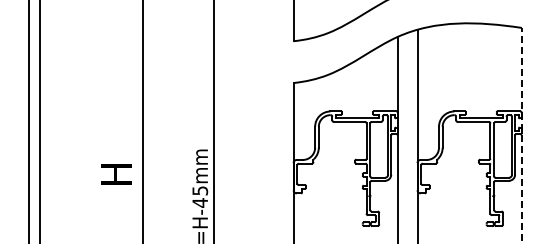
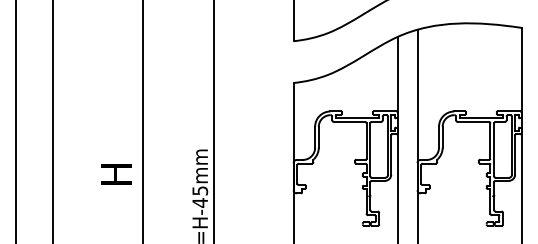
line position: (29, 121) -> (16, 121) (16, 121)
line position: (39, 121) -> (52, 121) (52, 121)
line: dashed -> solid (521, 135)
